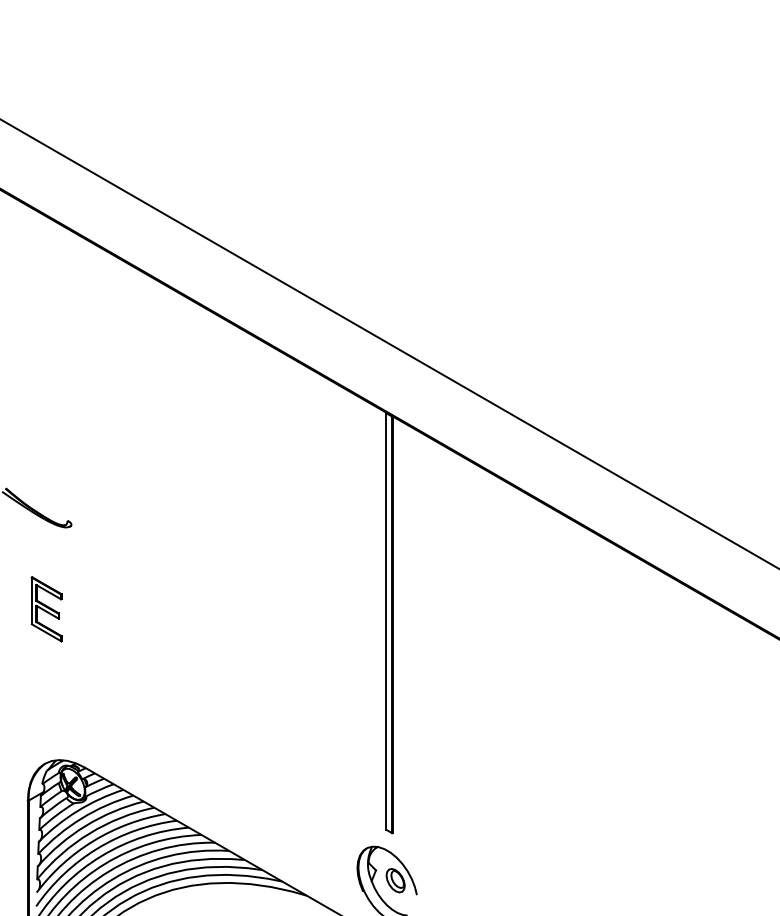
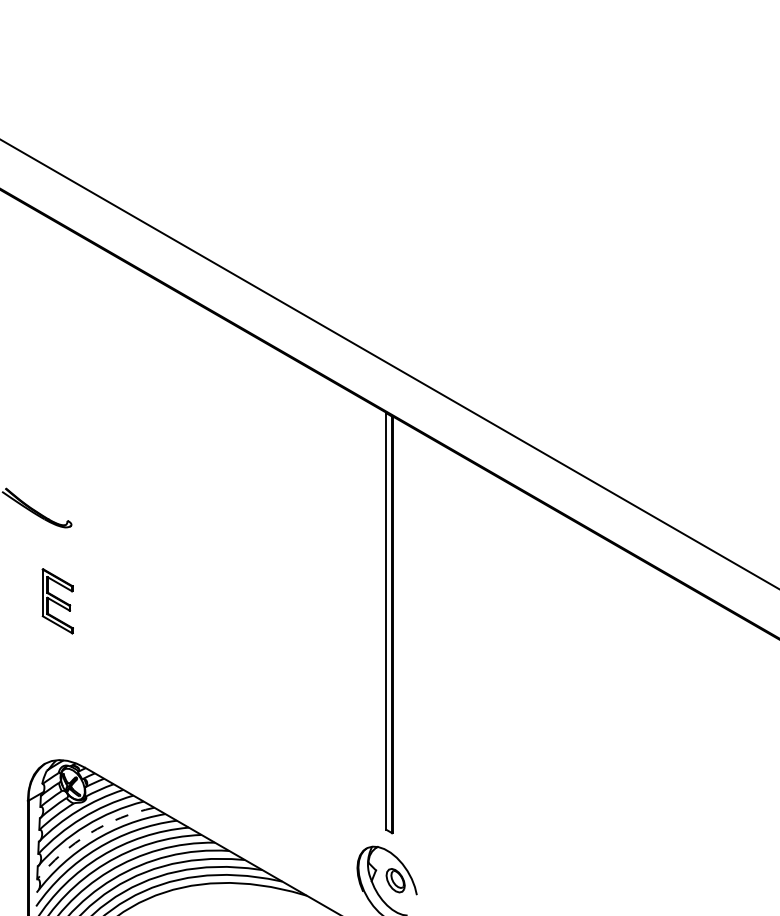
line position: (389, 343) -> (389, 363) (389, 363)
part position: (46, 609) -> (57, 601) (57, 601)
arc: solid -> dashed (89, 833)
